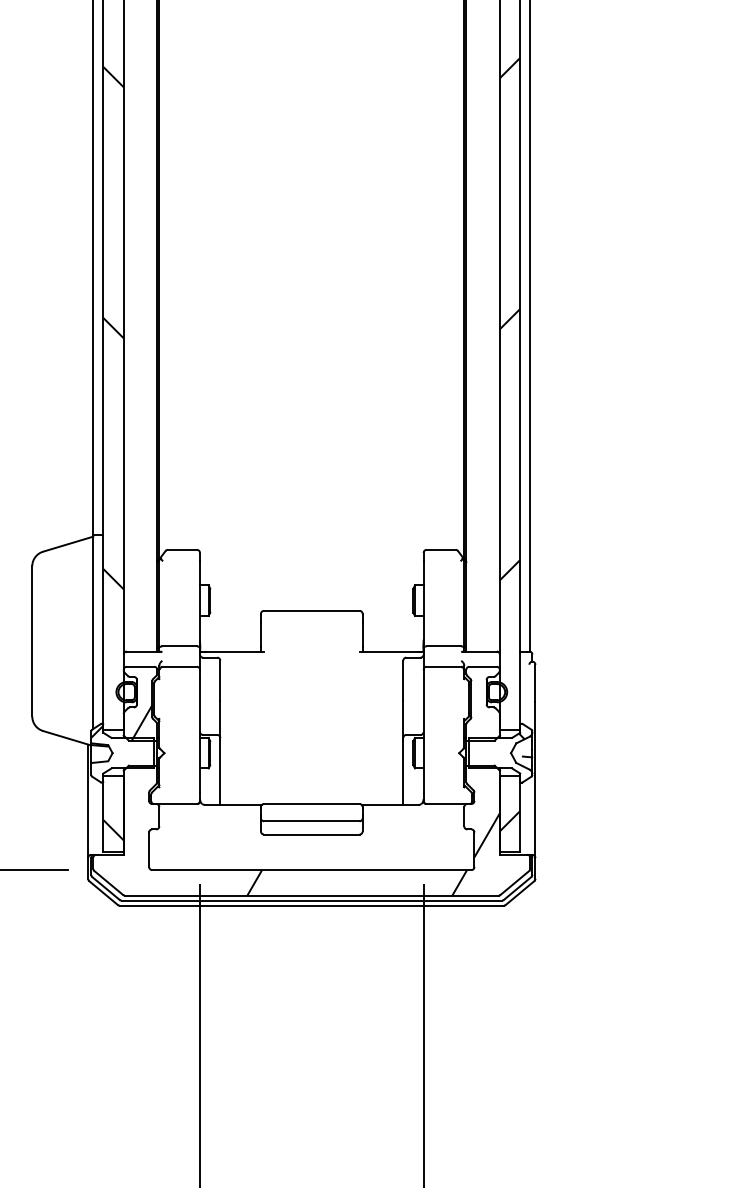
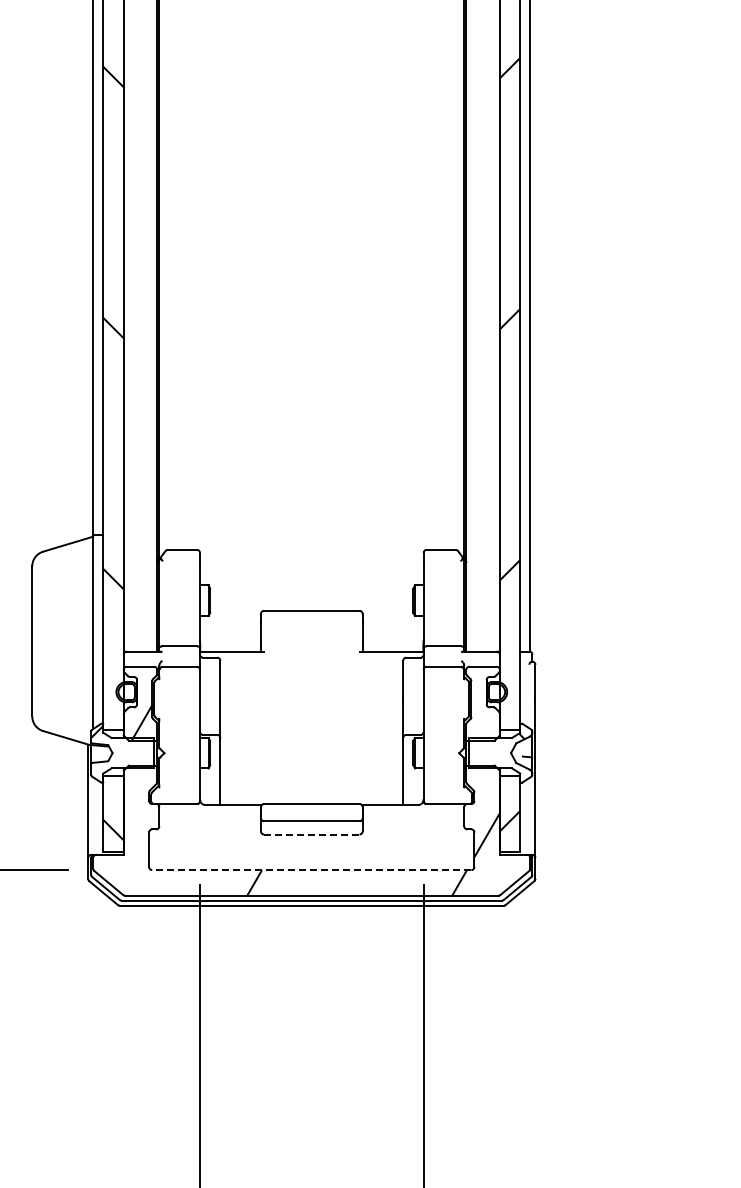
line: solid -> dashed (311, 834)
line: solid -> dashed (311, 870)
